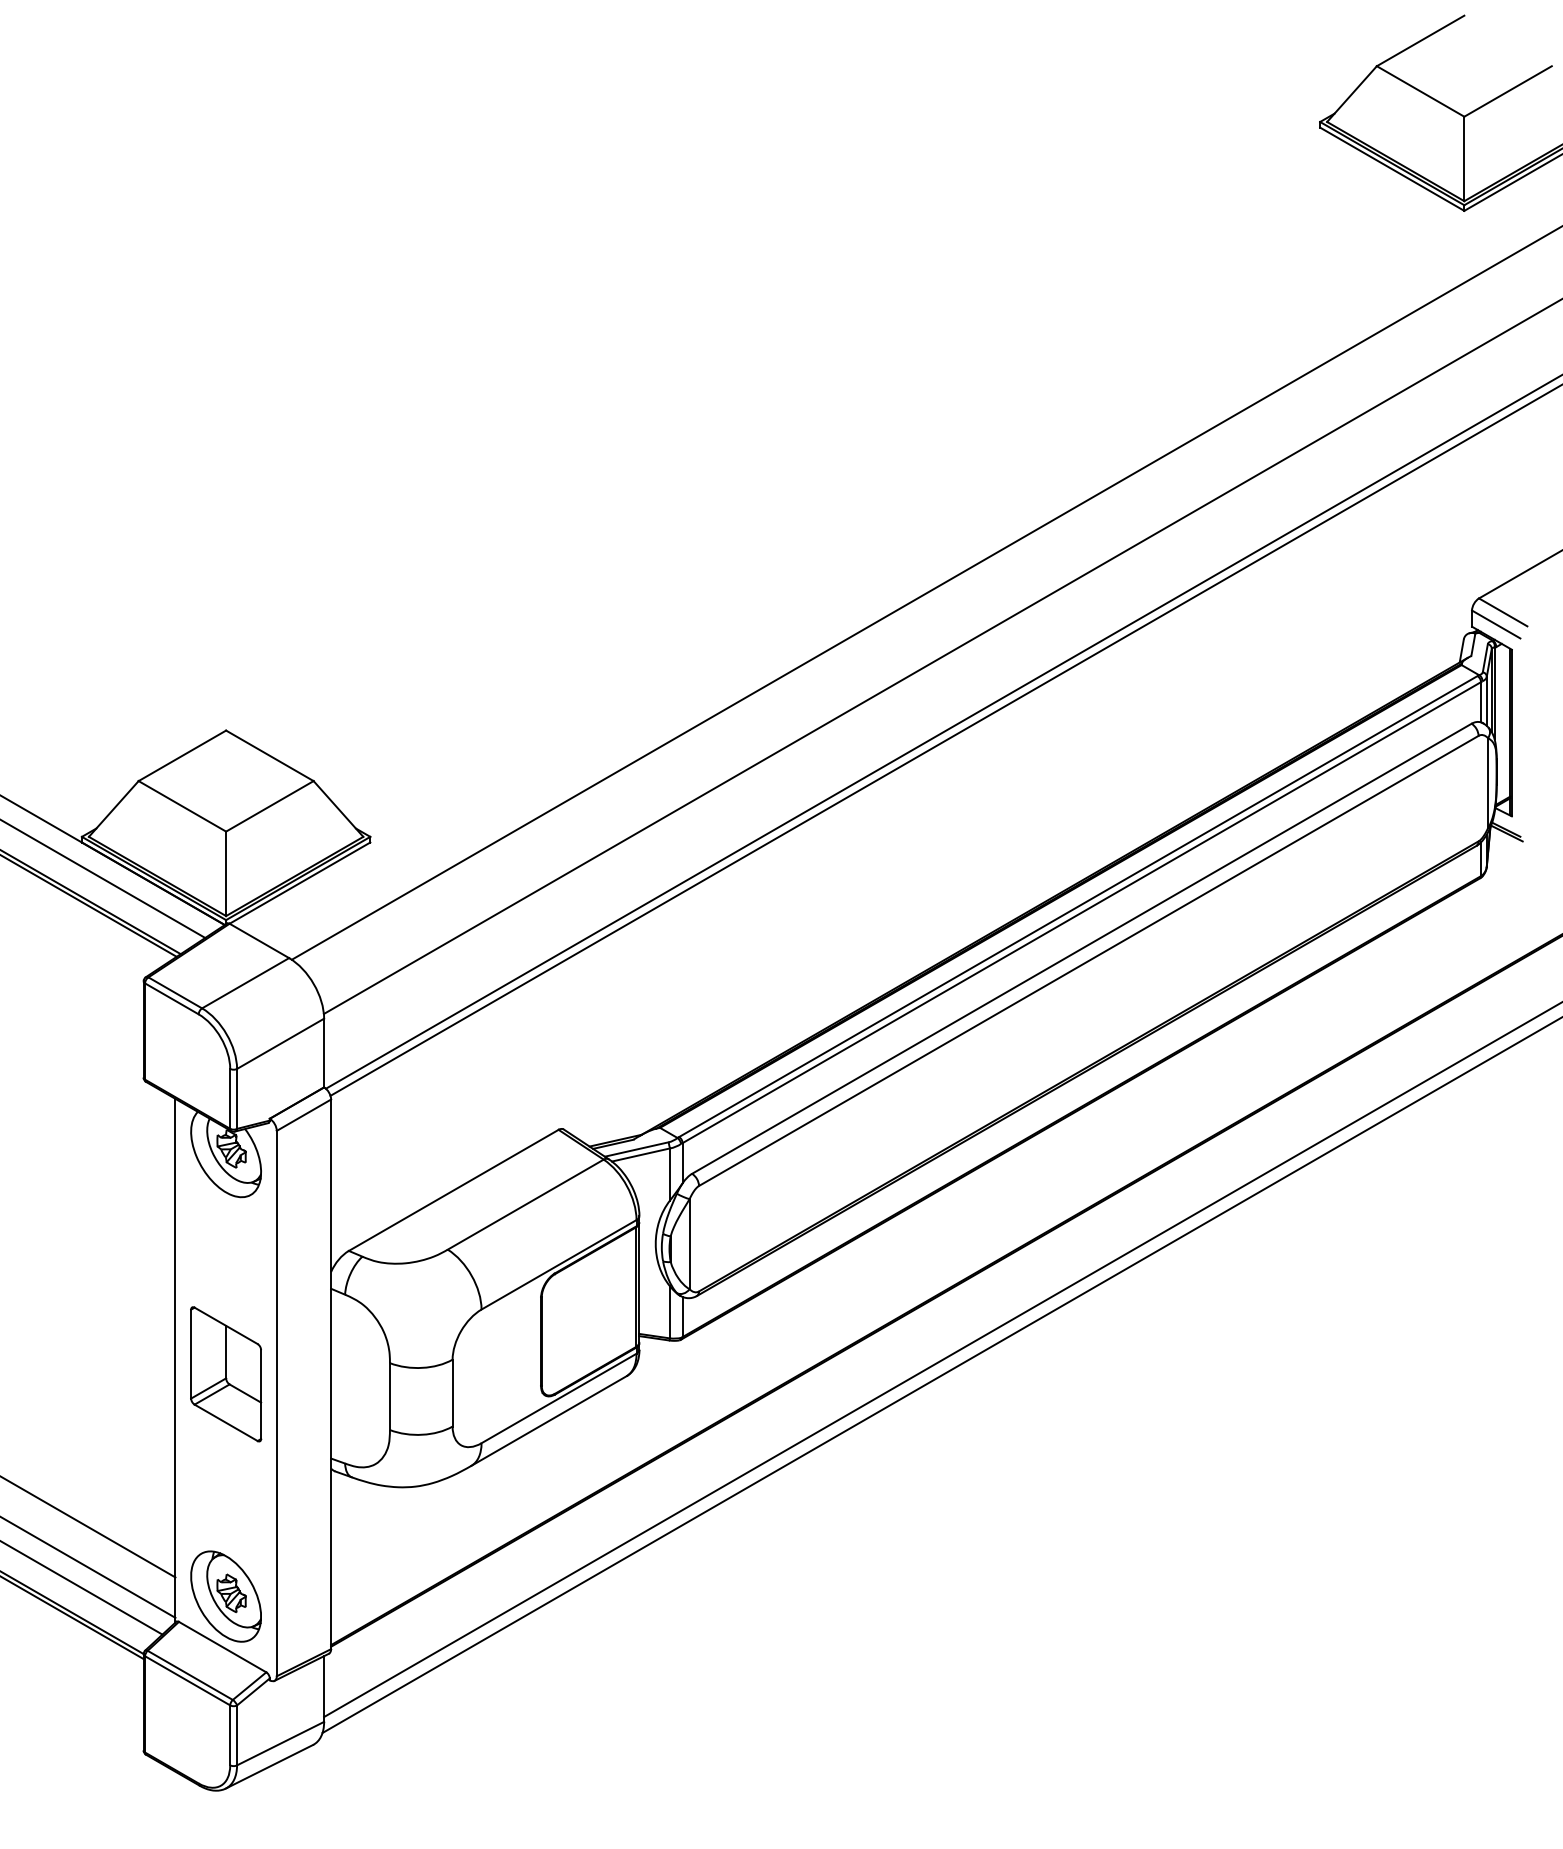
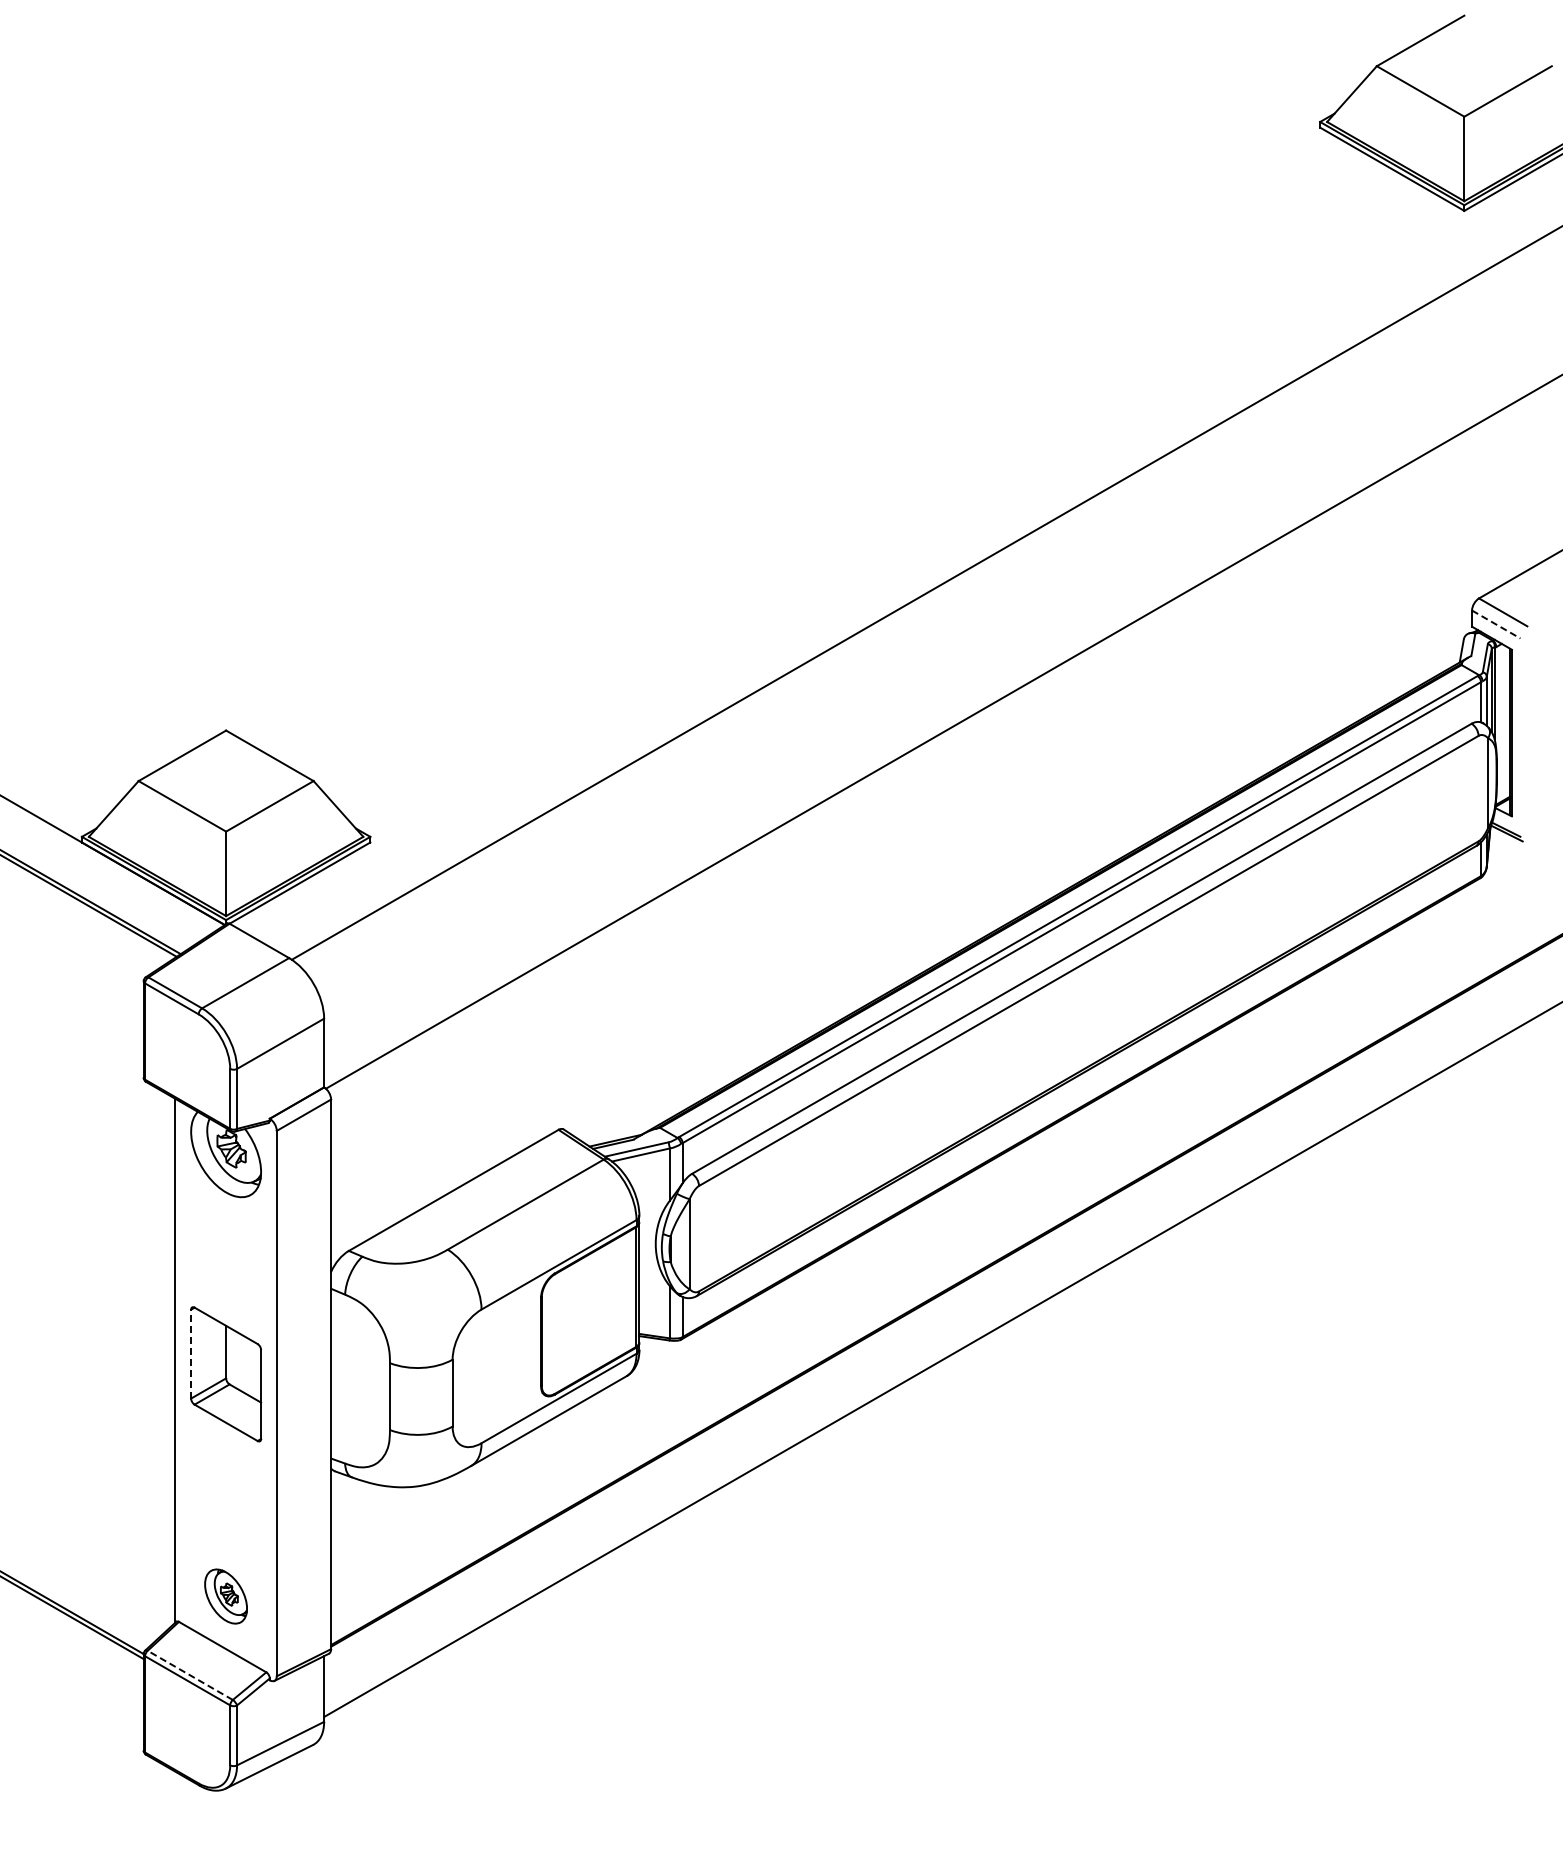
line: solid -> dashed (1496, 624)
line: present -> none (941, 657)
line: present -> none (944, 740)
line: present -> none (103, 878)
line: solid -> dashed (191, 1353)
line: present -> none (940, 1375)
line: present -> none (88, 1527)
line: present -> none (88, 1567)
line: present -> none (82, 1588)
part size: 72x93 px -> 44x57 px (225, 1596)
line: solid -> dashed (189, 1675)
